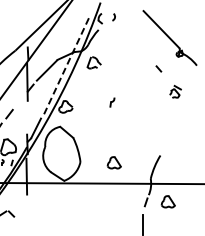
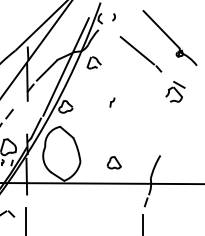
line: none -> present (137, 50)
line: dashed -> solid (66, 67)
part size: 13x15 px -> 21x22 px (175, 91)
part: present -> none (167, 201)
line: none -> present (26, 219)
